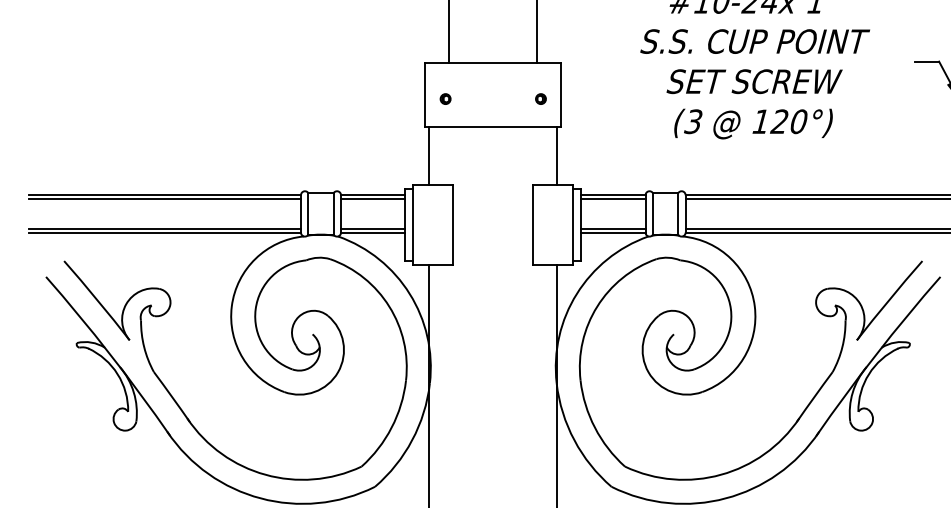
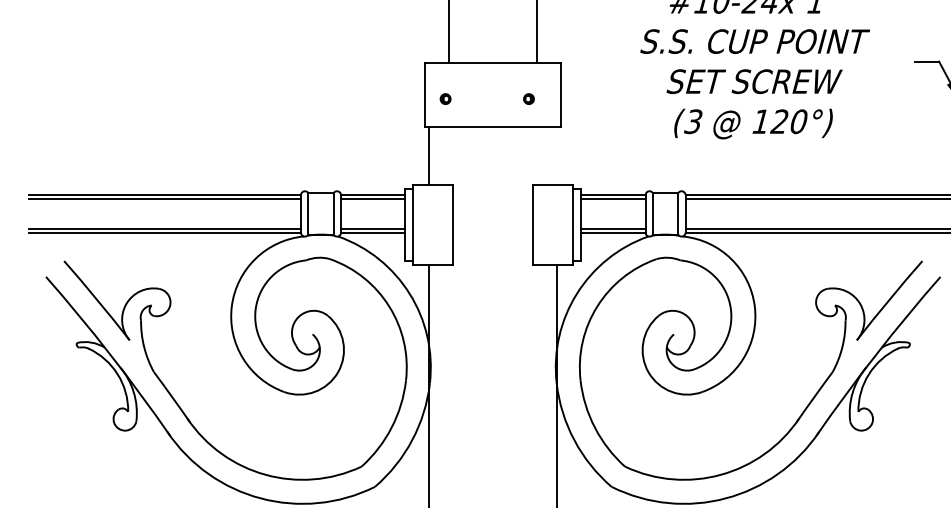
part position: (540, 98) -> (528, 98) (528, 98)
line: present -> none (557, 155)
